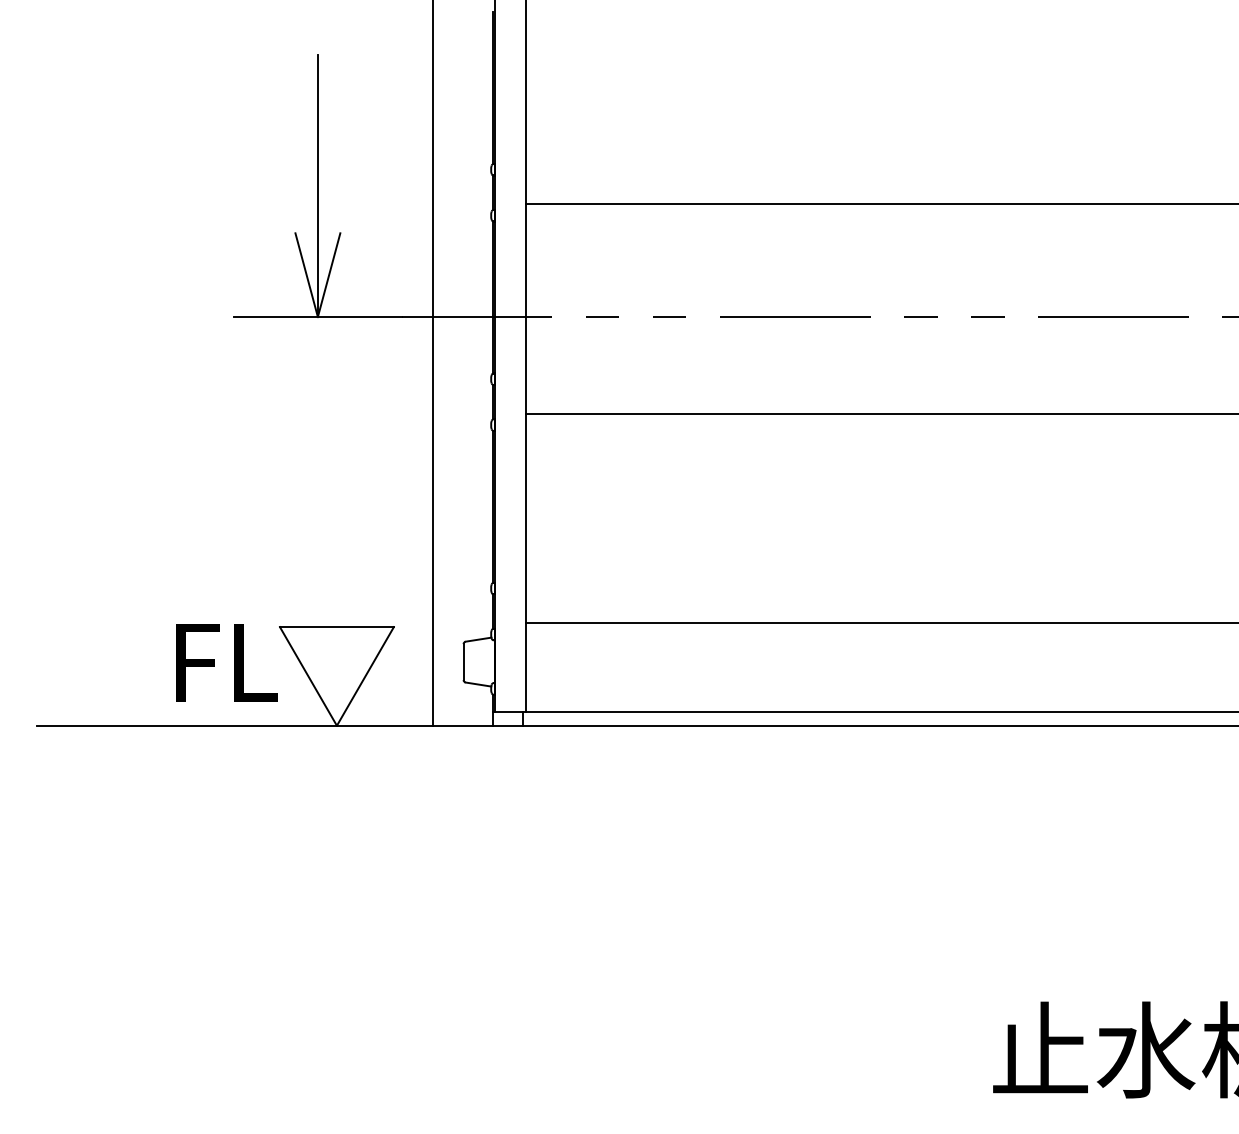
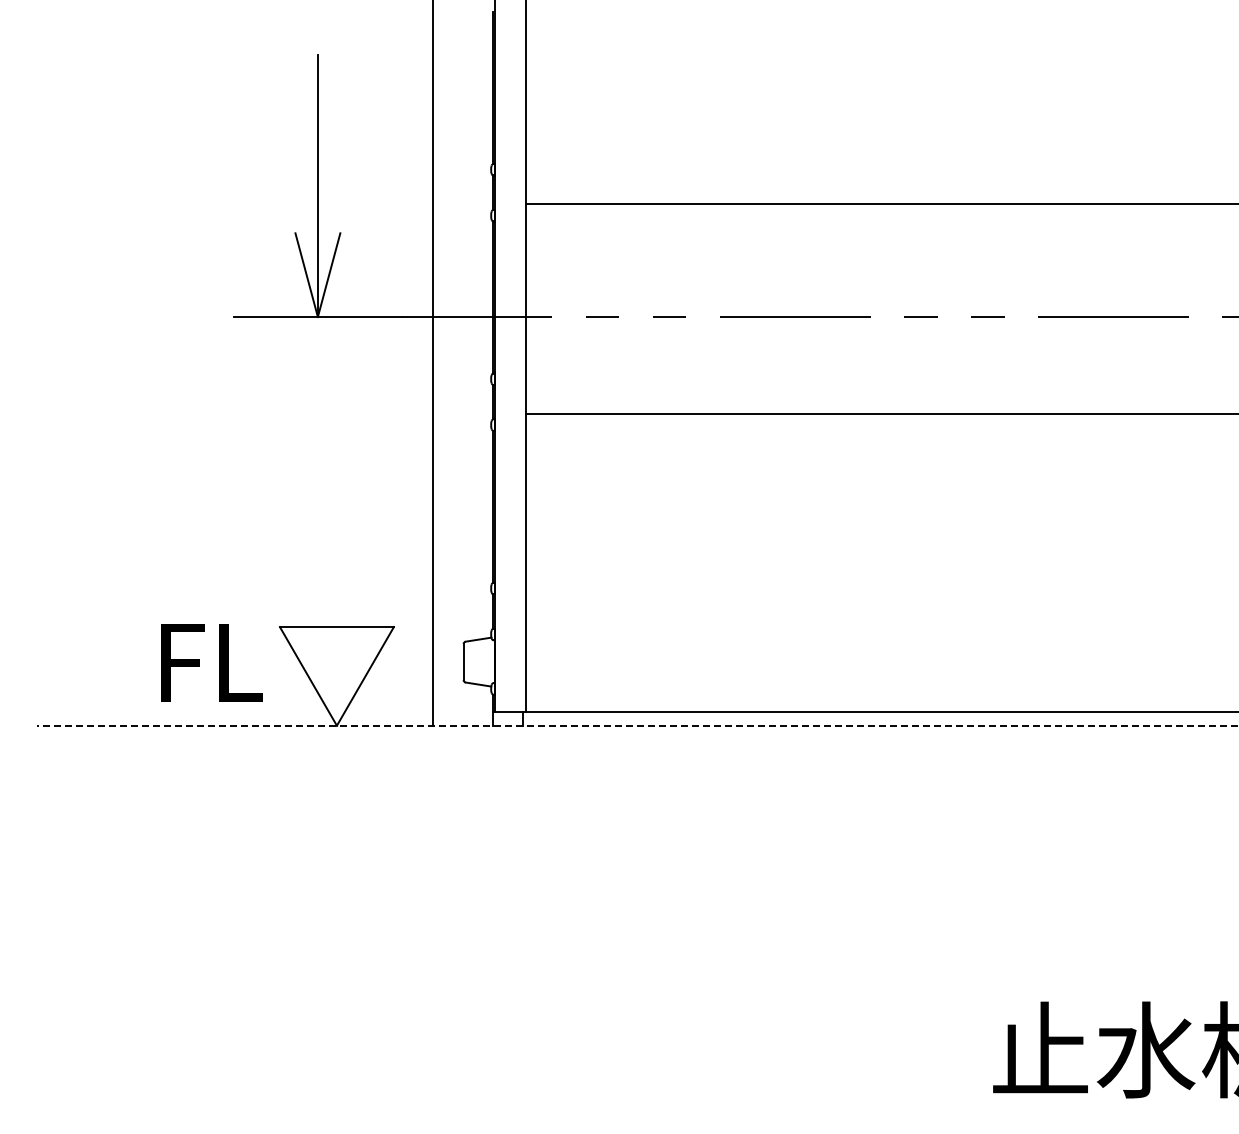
line: present -> none (880, 623)
text position: (226, 662) -> (211, 662) (211, 662)
line: solid -> dashed (637, 725)
